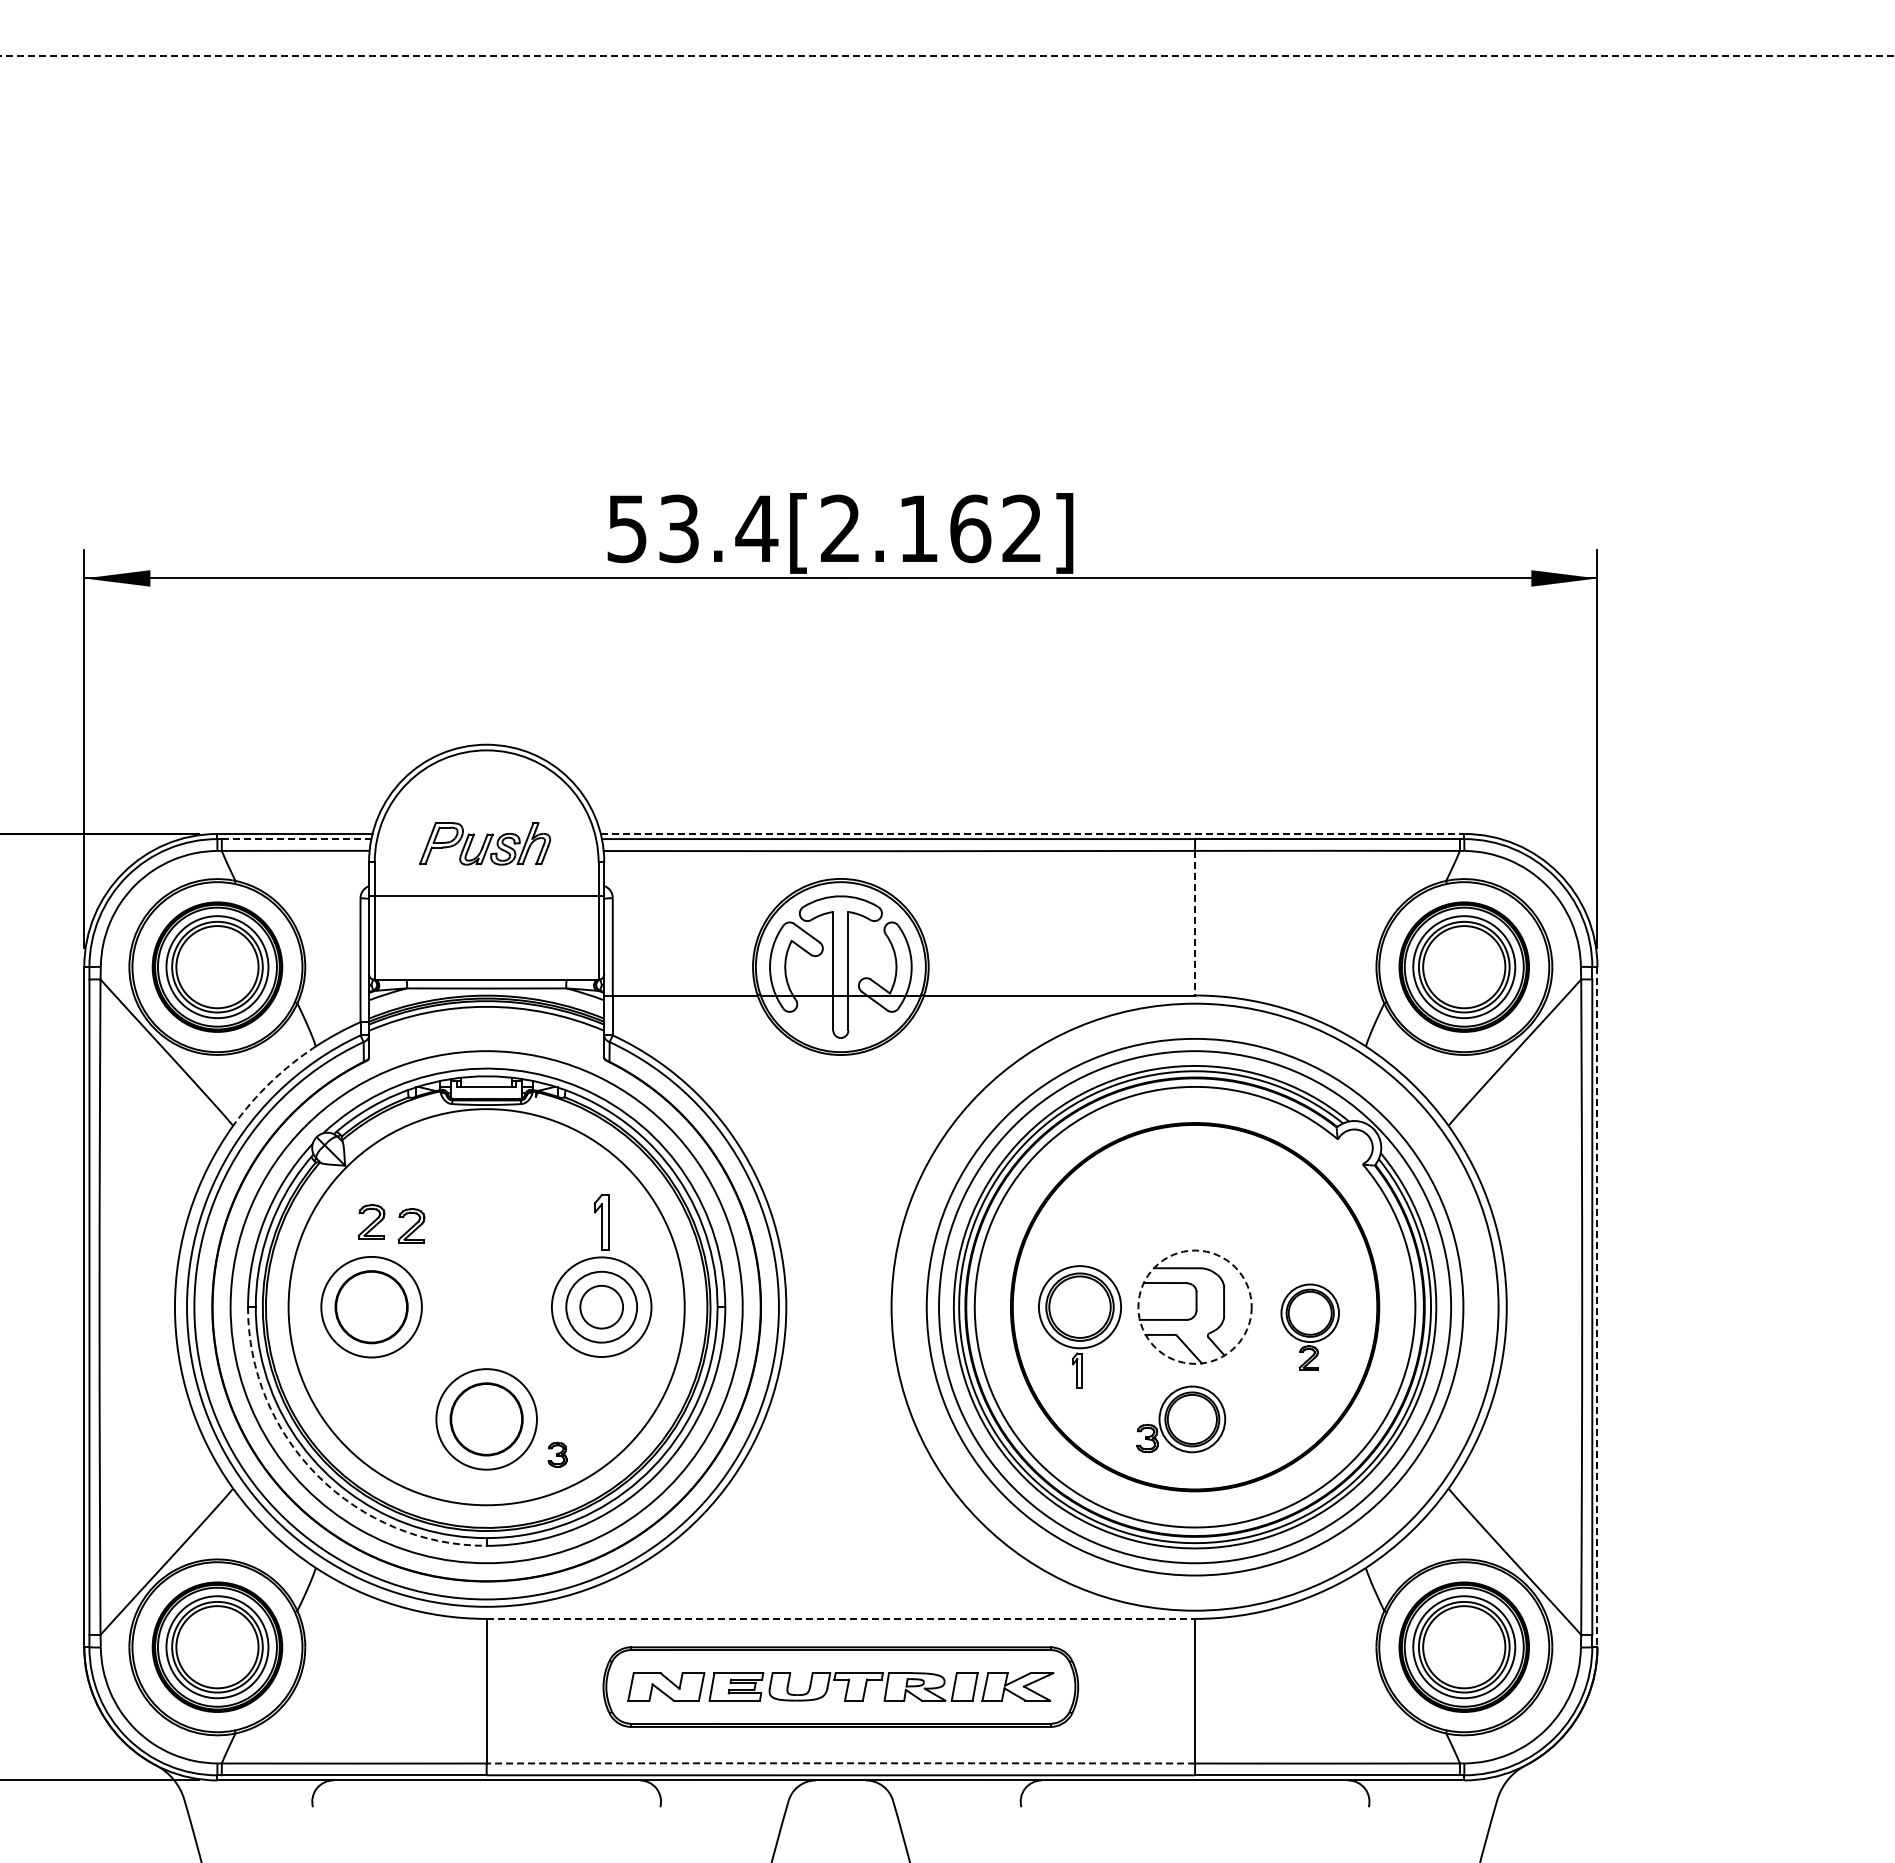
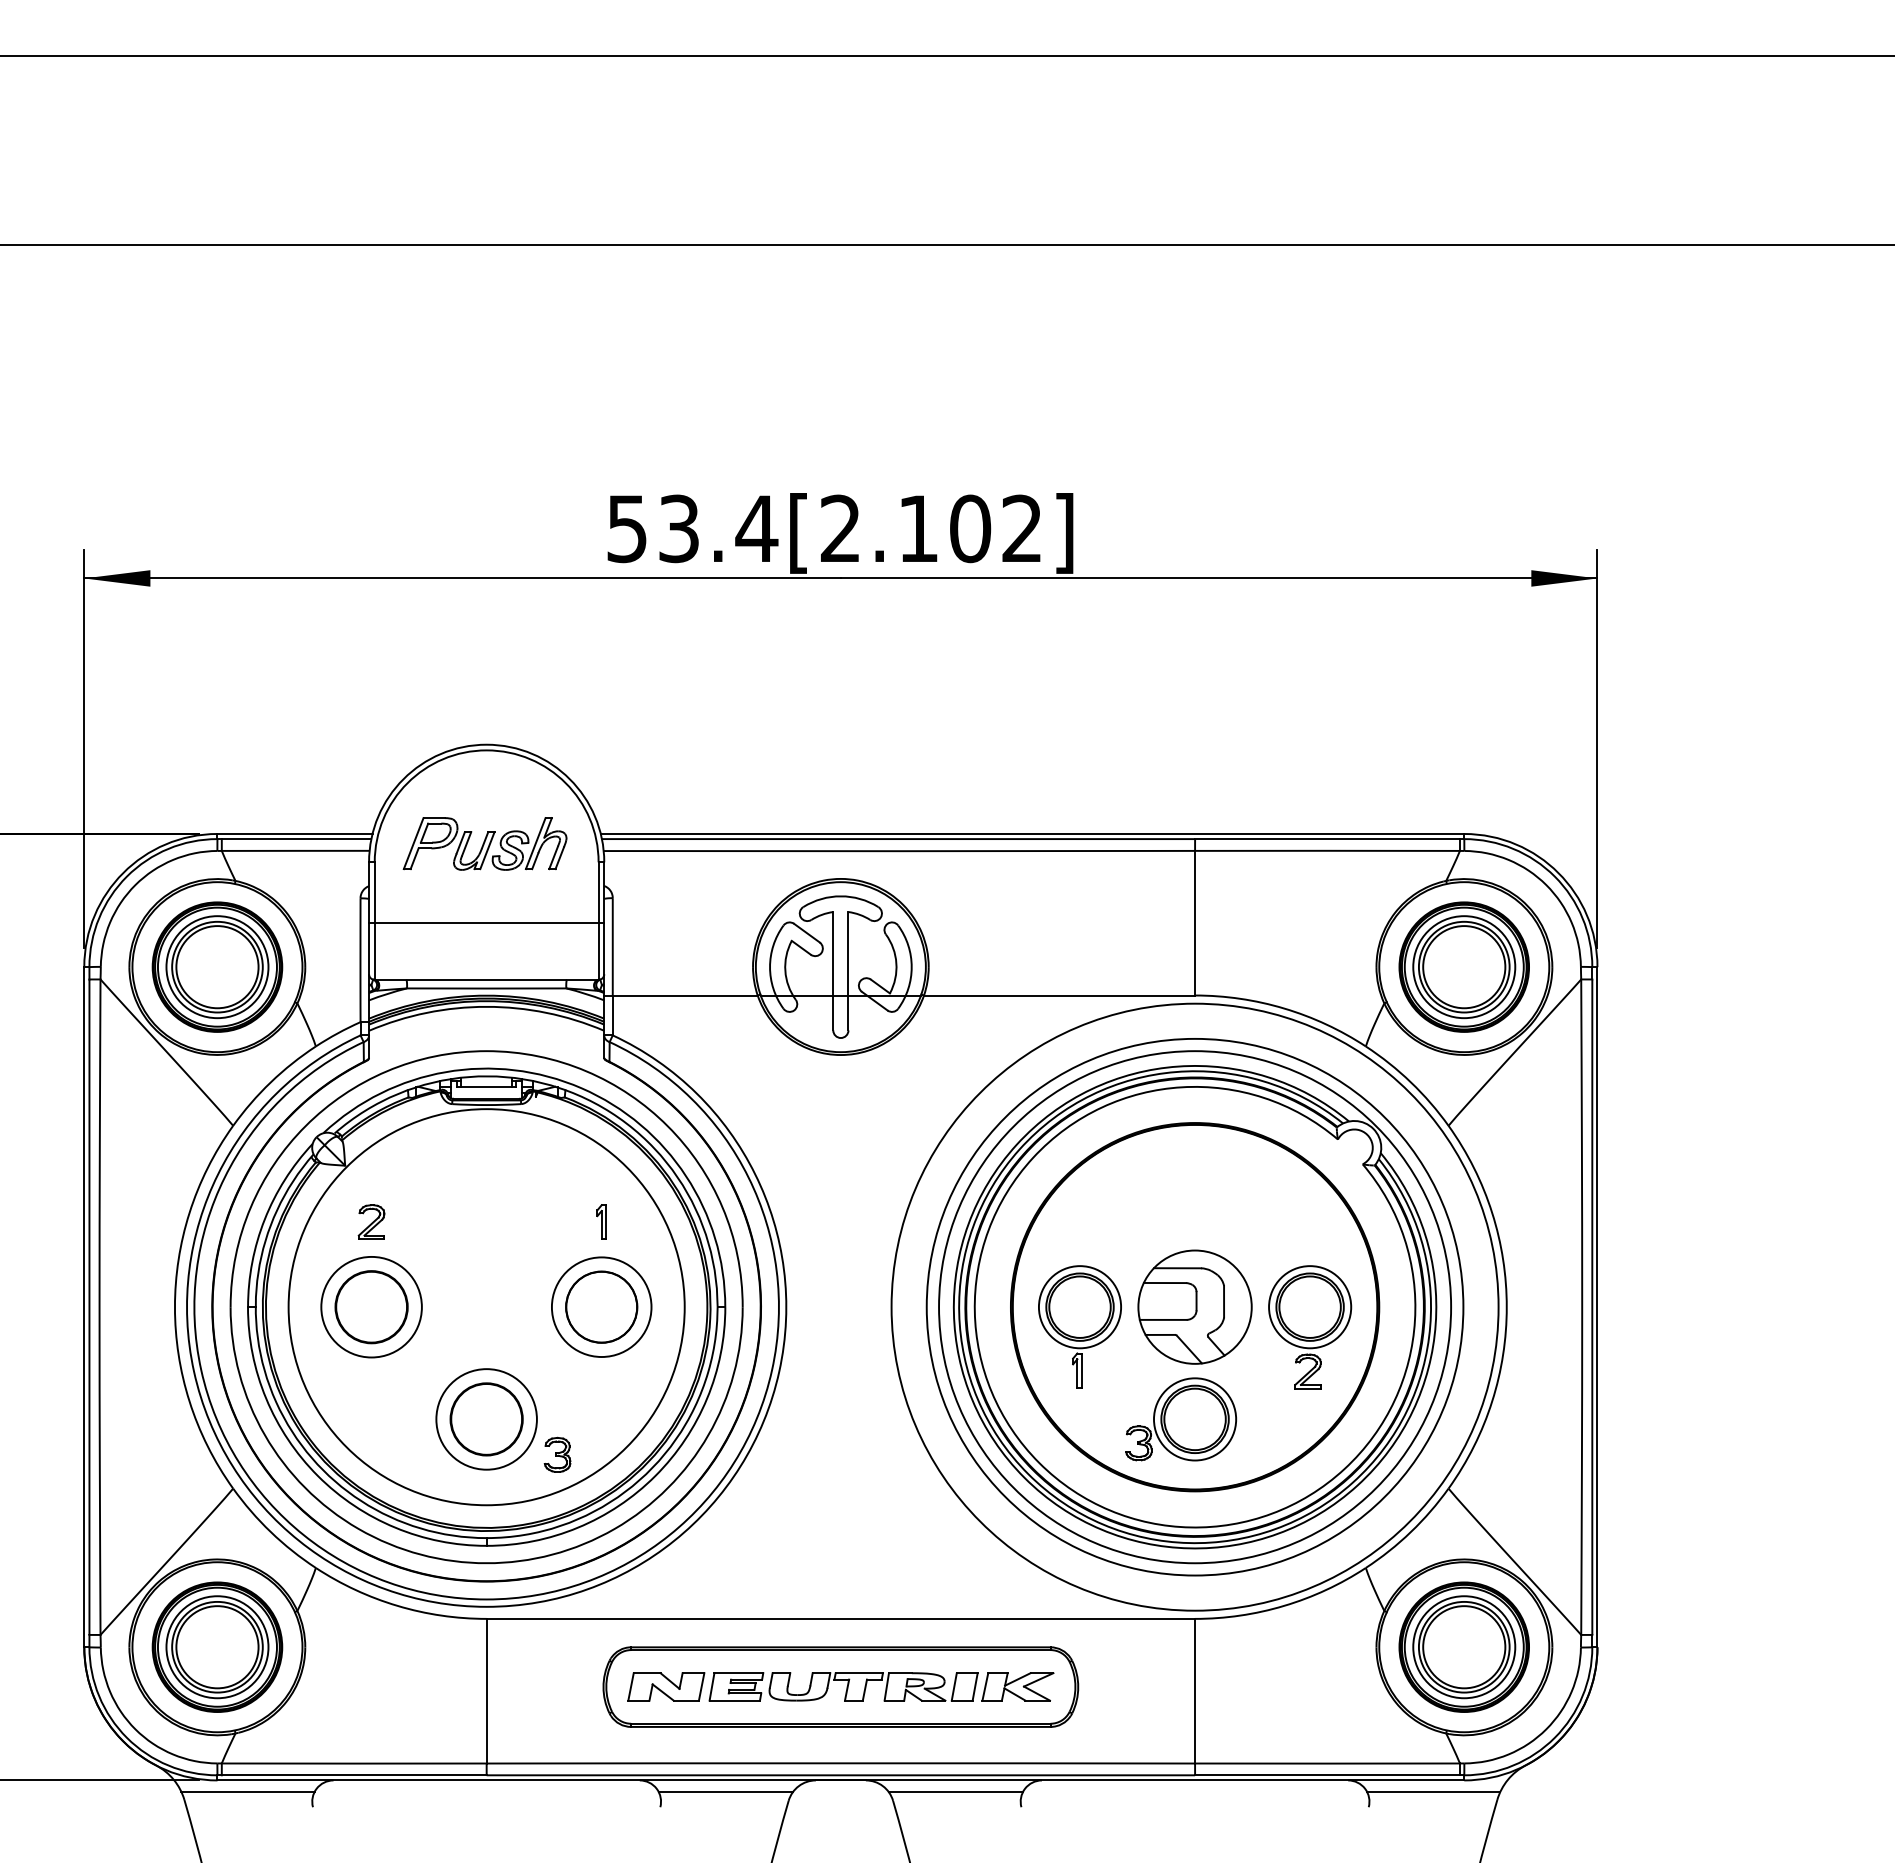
line: dashed -> solid (947, 55)
line: none -> present (946, 244)
text: 53.4[2.162] -> 53.4[2.102] (970, 528)
line: dashed -> solid (1032, 833)
line: dashed -> solid (296, 839)
part size: 133x44 px -> 166x54 px (484, 843)
line position: (486, 896) -> (486, 923) (486, 923)
line: dashed -> solid (1195, 923)
arc: dashed -> solid (270, 1082)
part size: 16x57 px -> 11x36 px (601, 1221)
part: present -> none (411, 1225)
circle diameter: 43 px -> 71 px (601, 1306)
circle: dashed -> solid (1194, 1306)
line: dashed -> solid (1597, 1307)
part size: 60x88 px -> 85x125 px (1310, 1327)
part size: 91x69 px -> 113x85 px (1181, 1419)
part size: 21x27 px -> 29x37 px (557, 1454)
arc: dashed -> solid (317, 1475)
line: dashed -> solid (841, 1618)
arc: dashed -> solid (840, 1763)
line: none -> present (247, 1791)
line: none -> present (725, 1791)
line: none -> present (955, 1791)
line: none -> present (1433, 1791)
